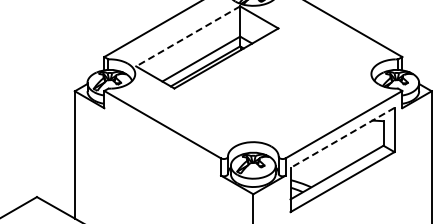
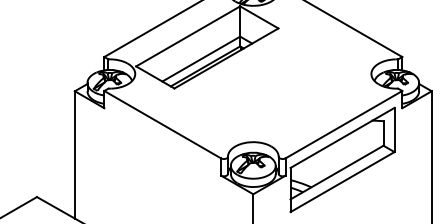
line: dashed -> solid (187, 36)
line: dashed -> solid (342, 138)
